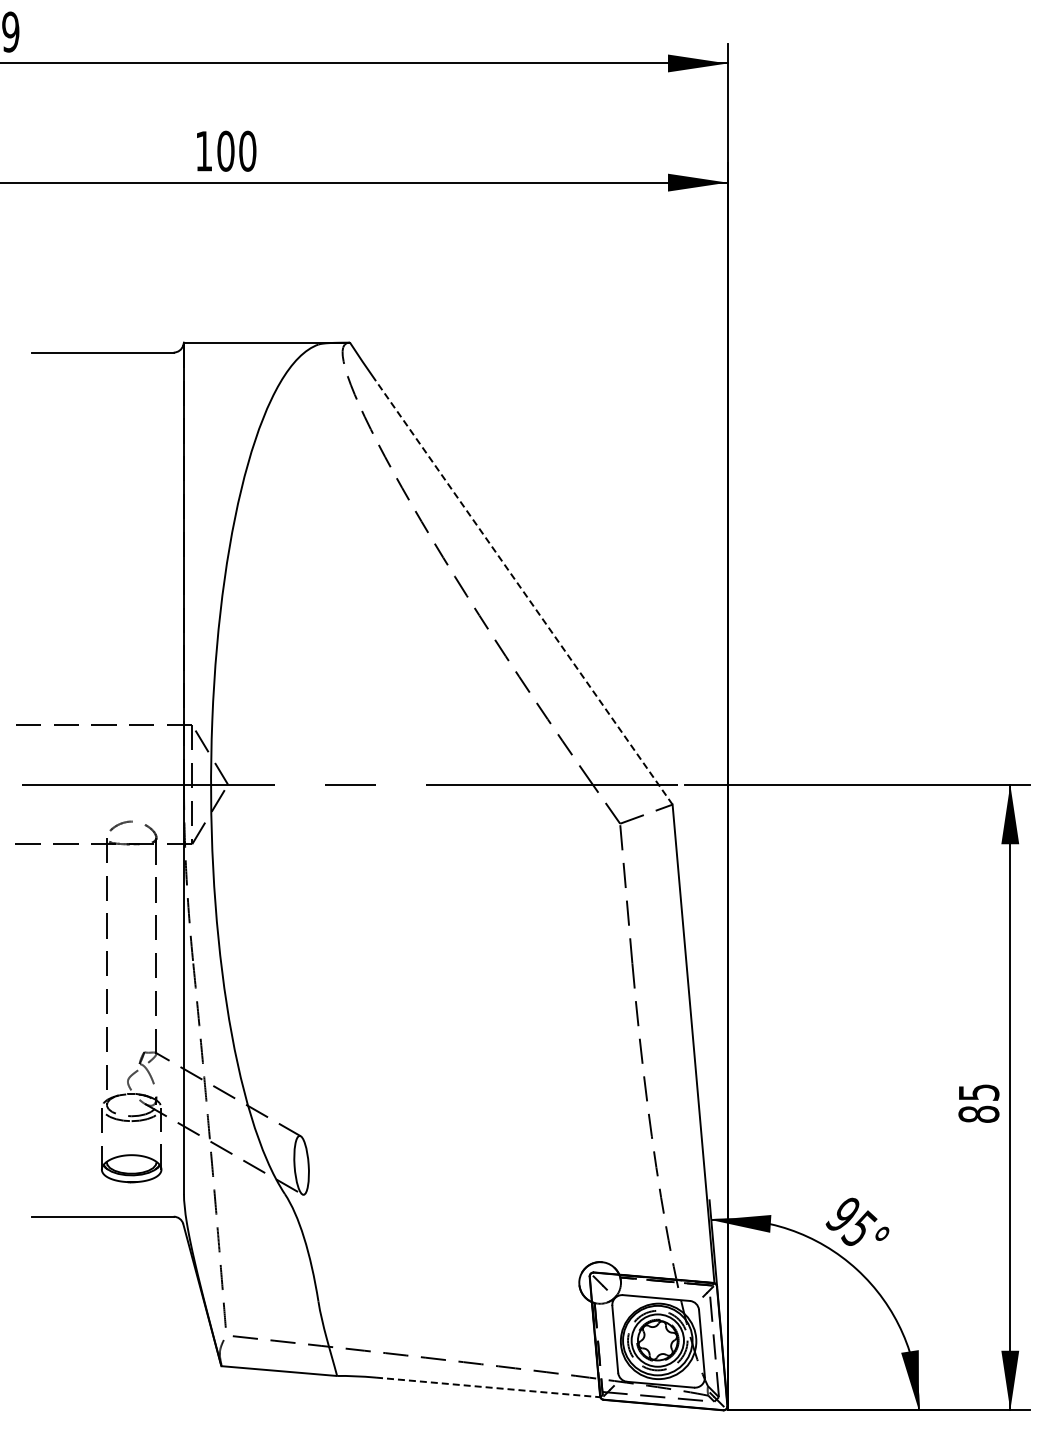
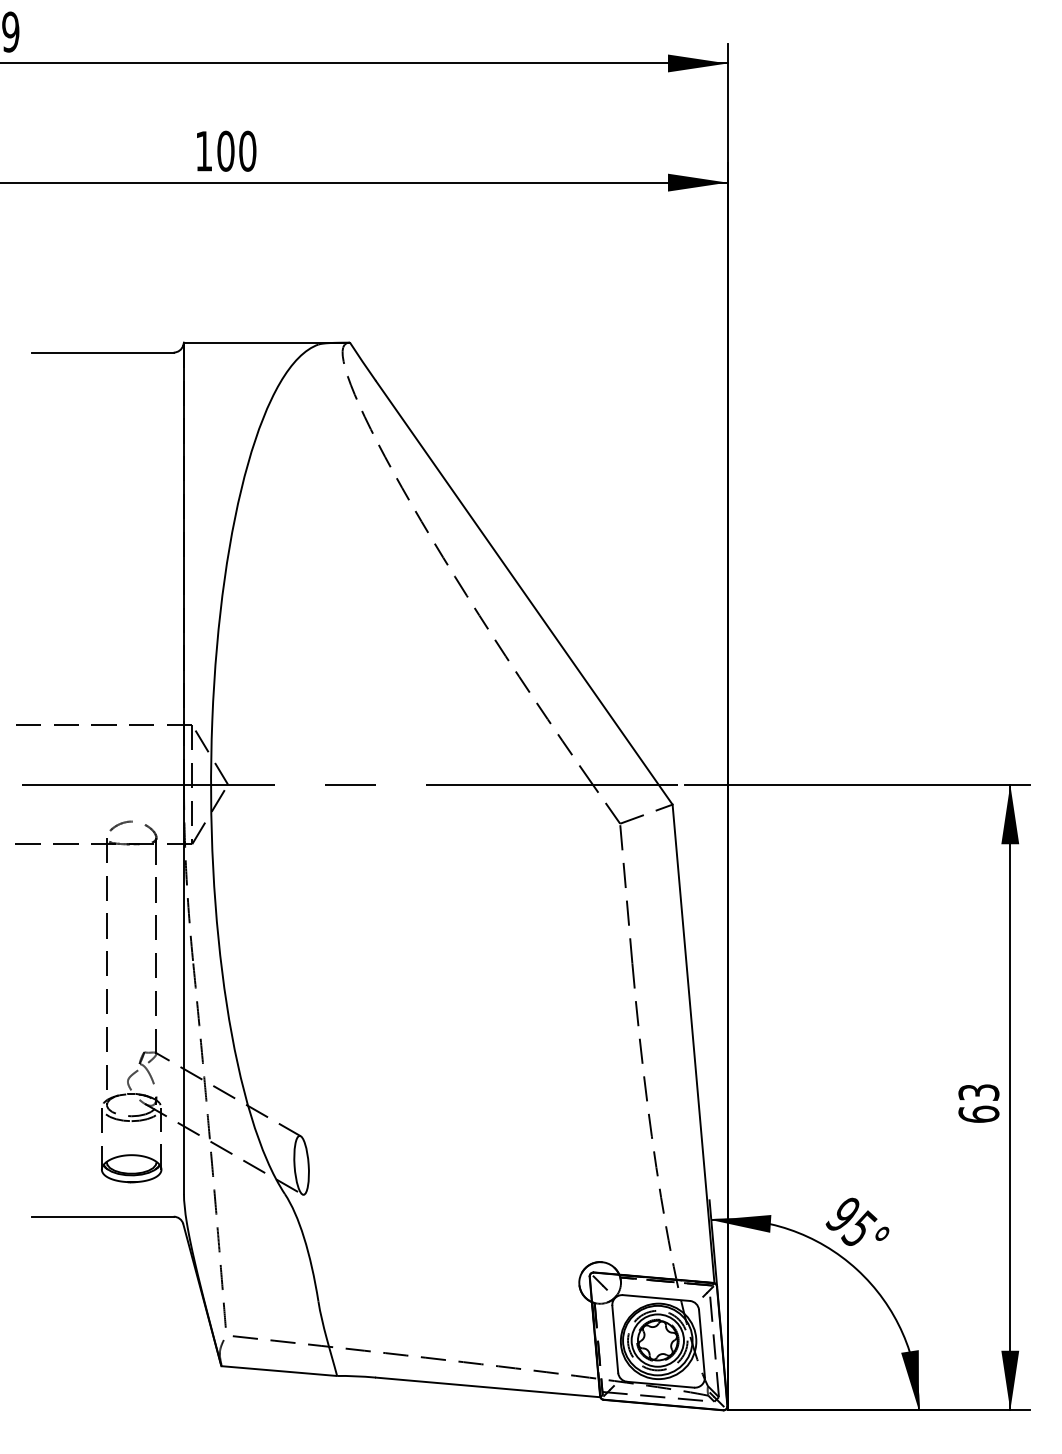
line: dashed -> solid (524, 592)
text: 85 -> 63 (978, 1103)
line: dashed -> solid (488, 1387)
